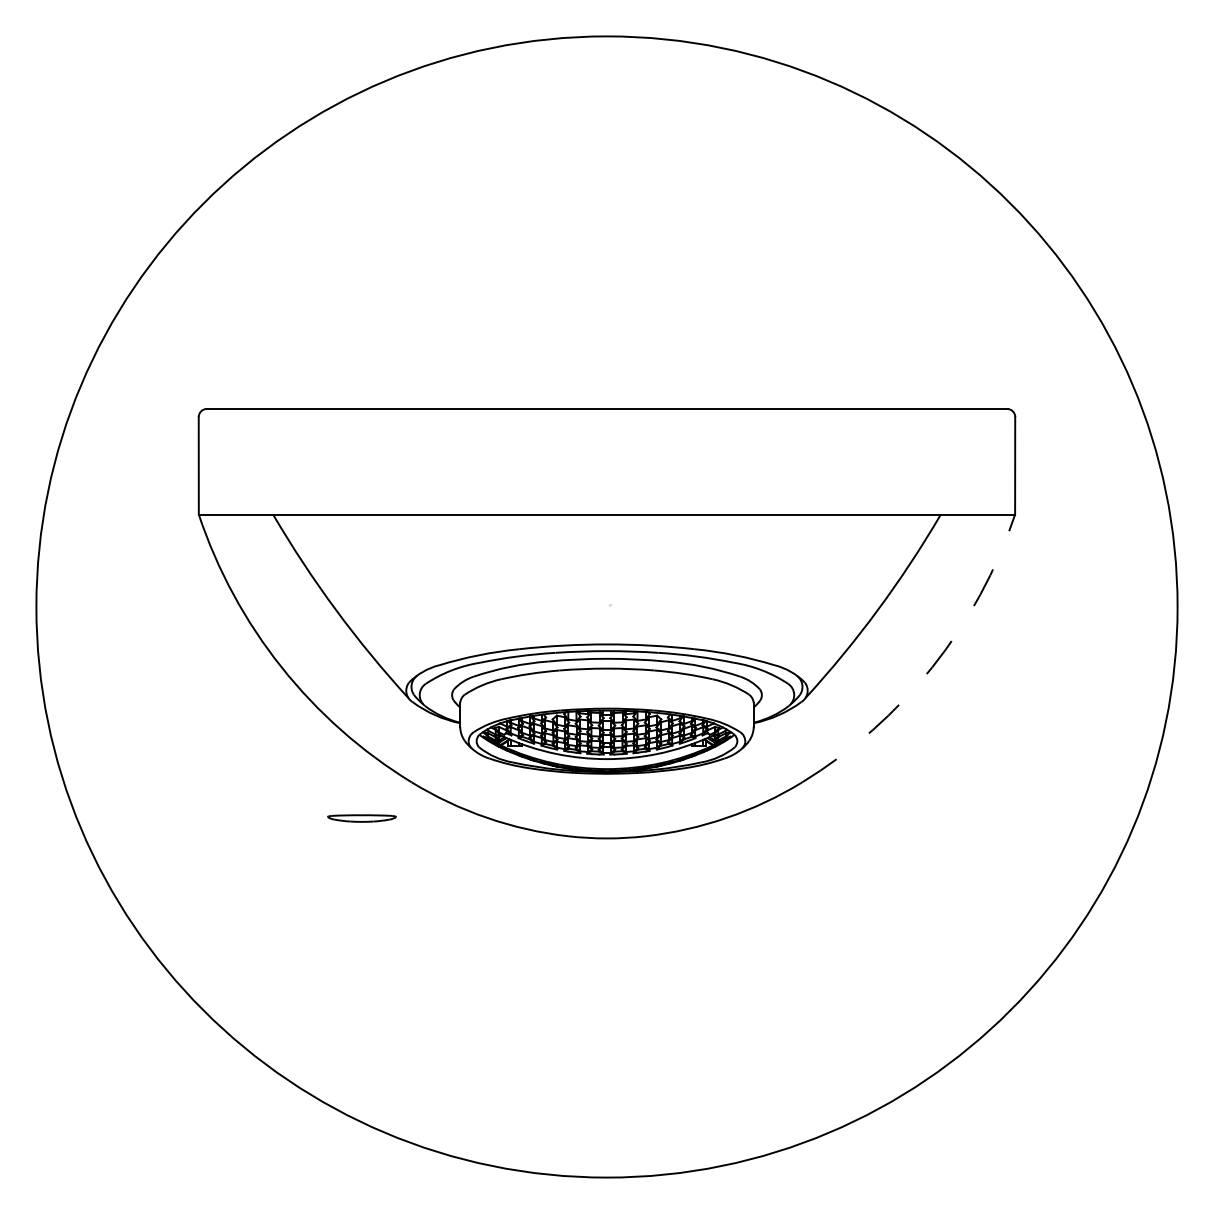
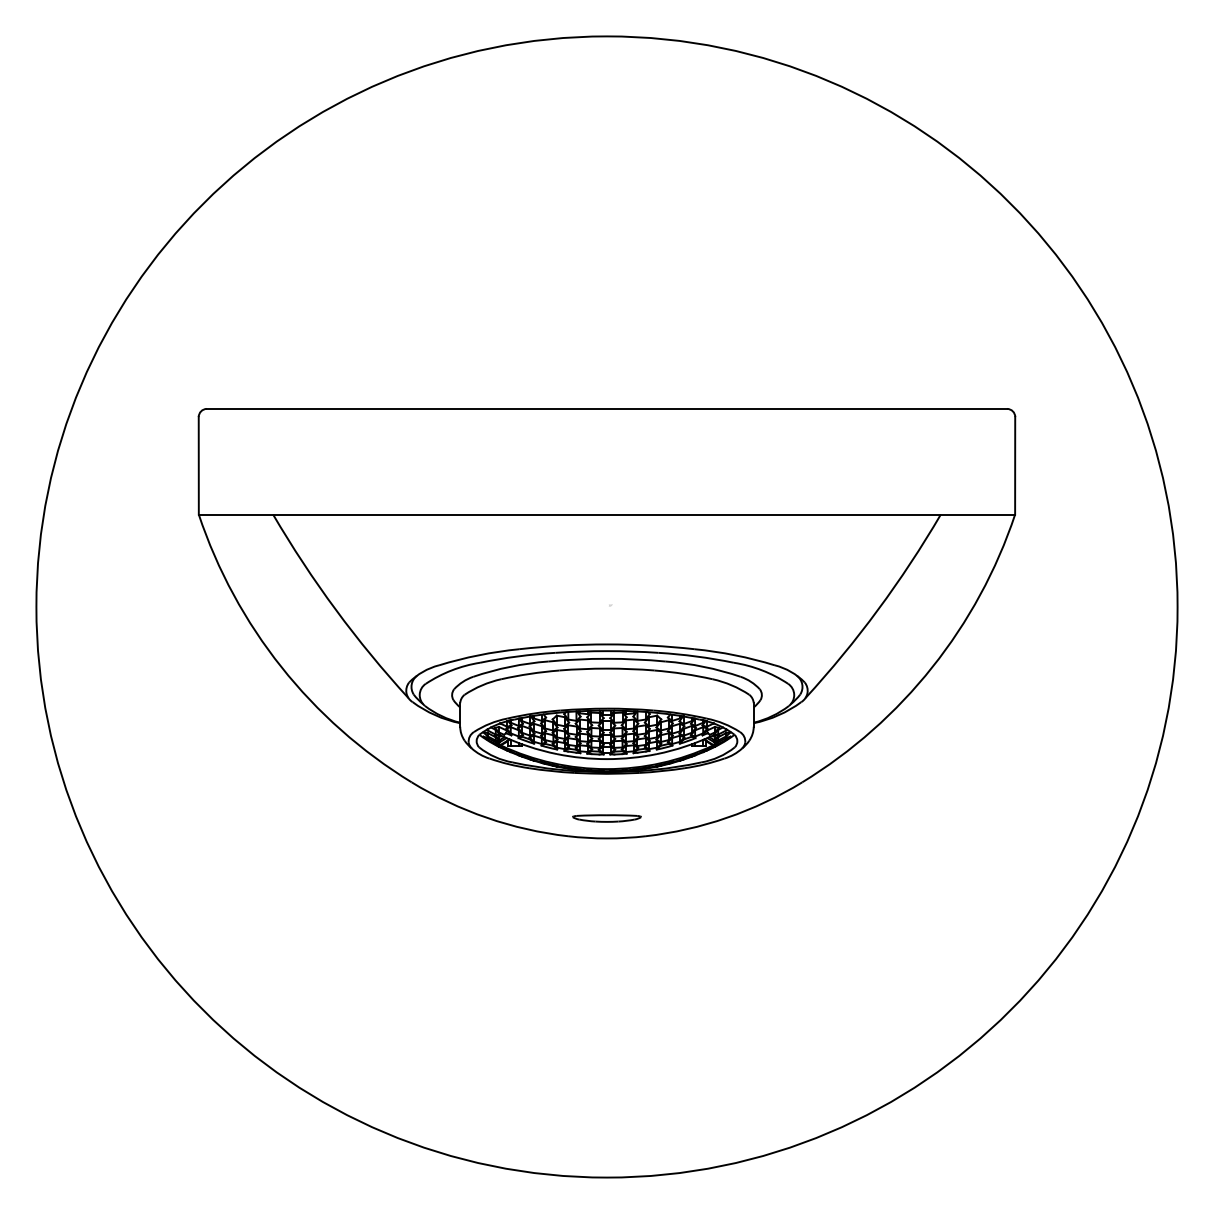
arc: dashed -> solid (932, 667)
part position: (361, 818) -> (606, 818) (606, 818)
